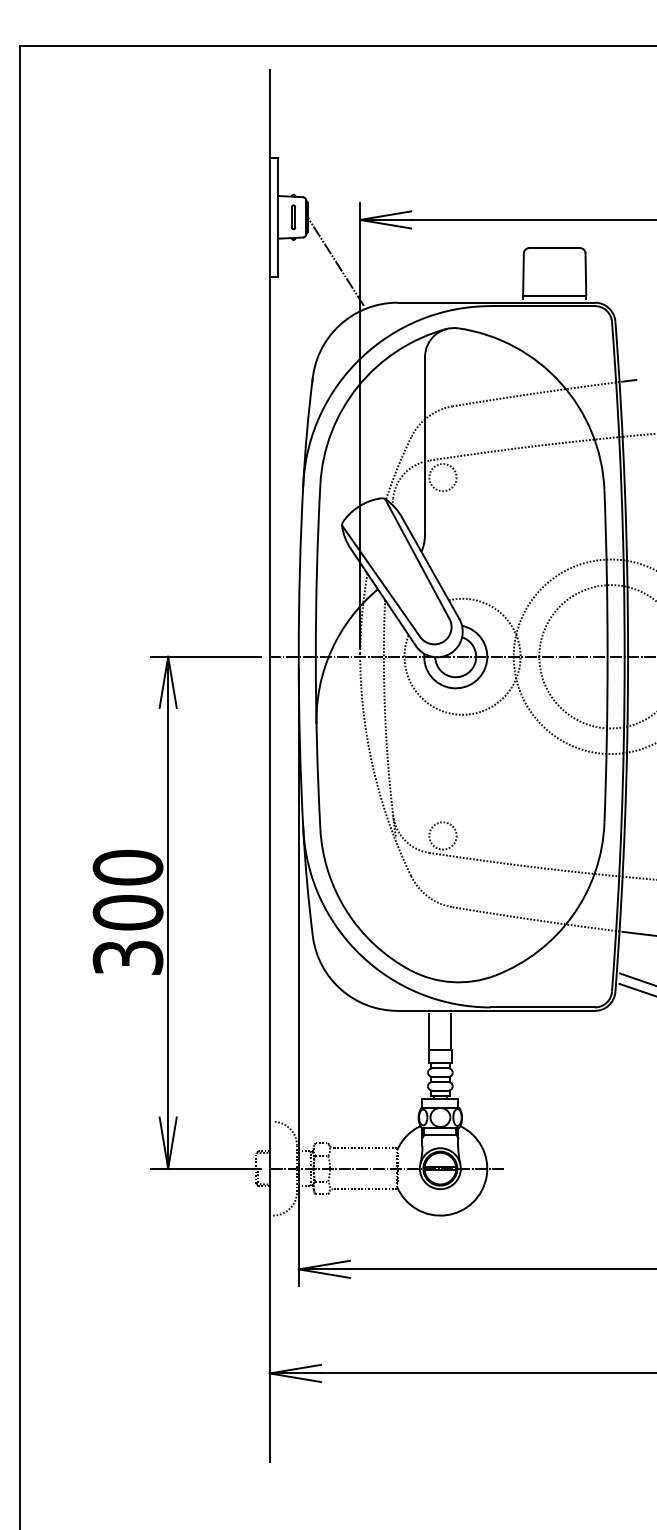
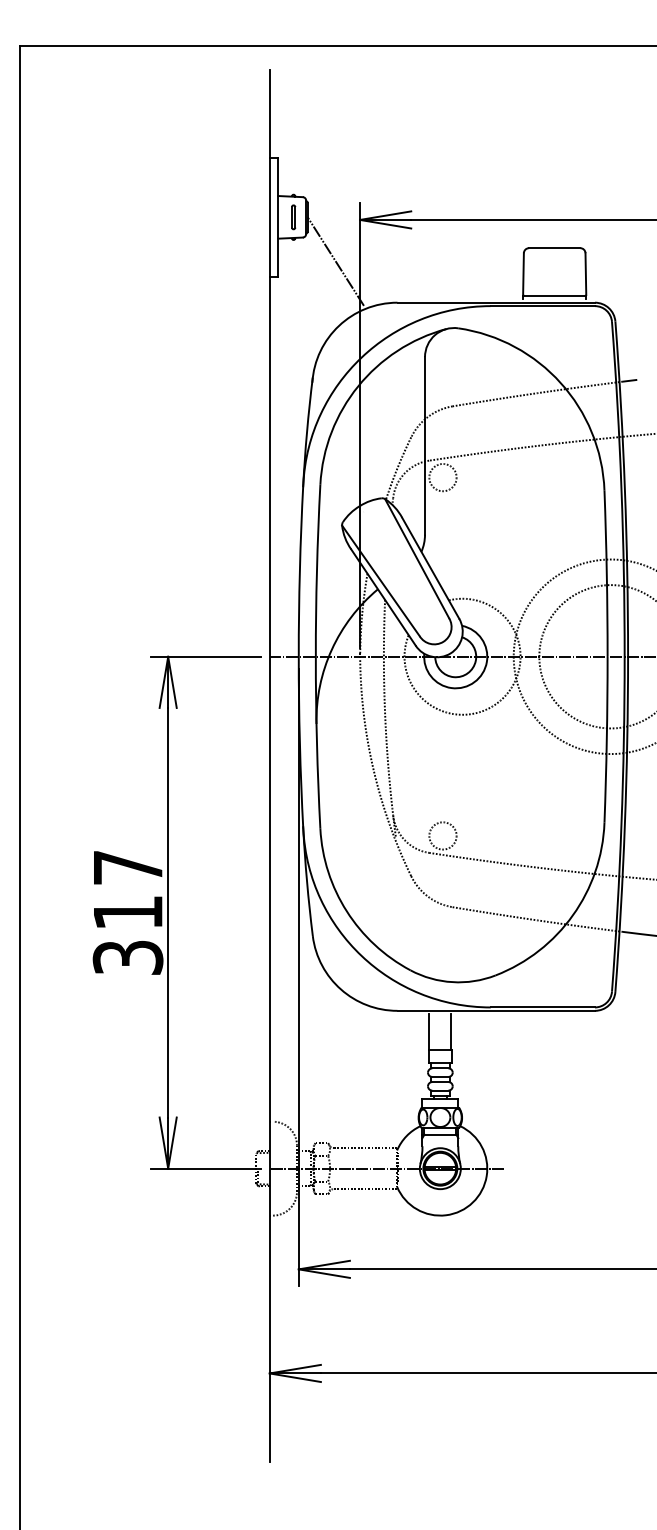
text: 300 -> 317 (127, 890)
line: present -> none (636, 979)
line: present -> none (636, 989)
